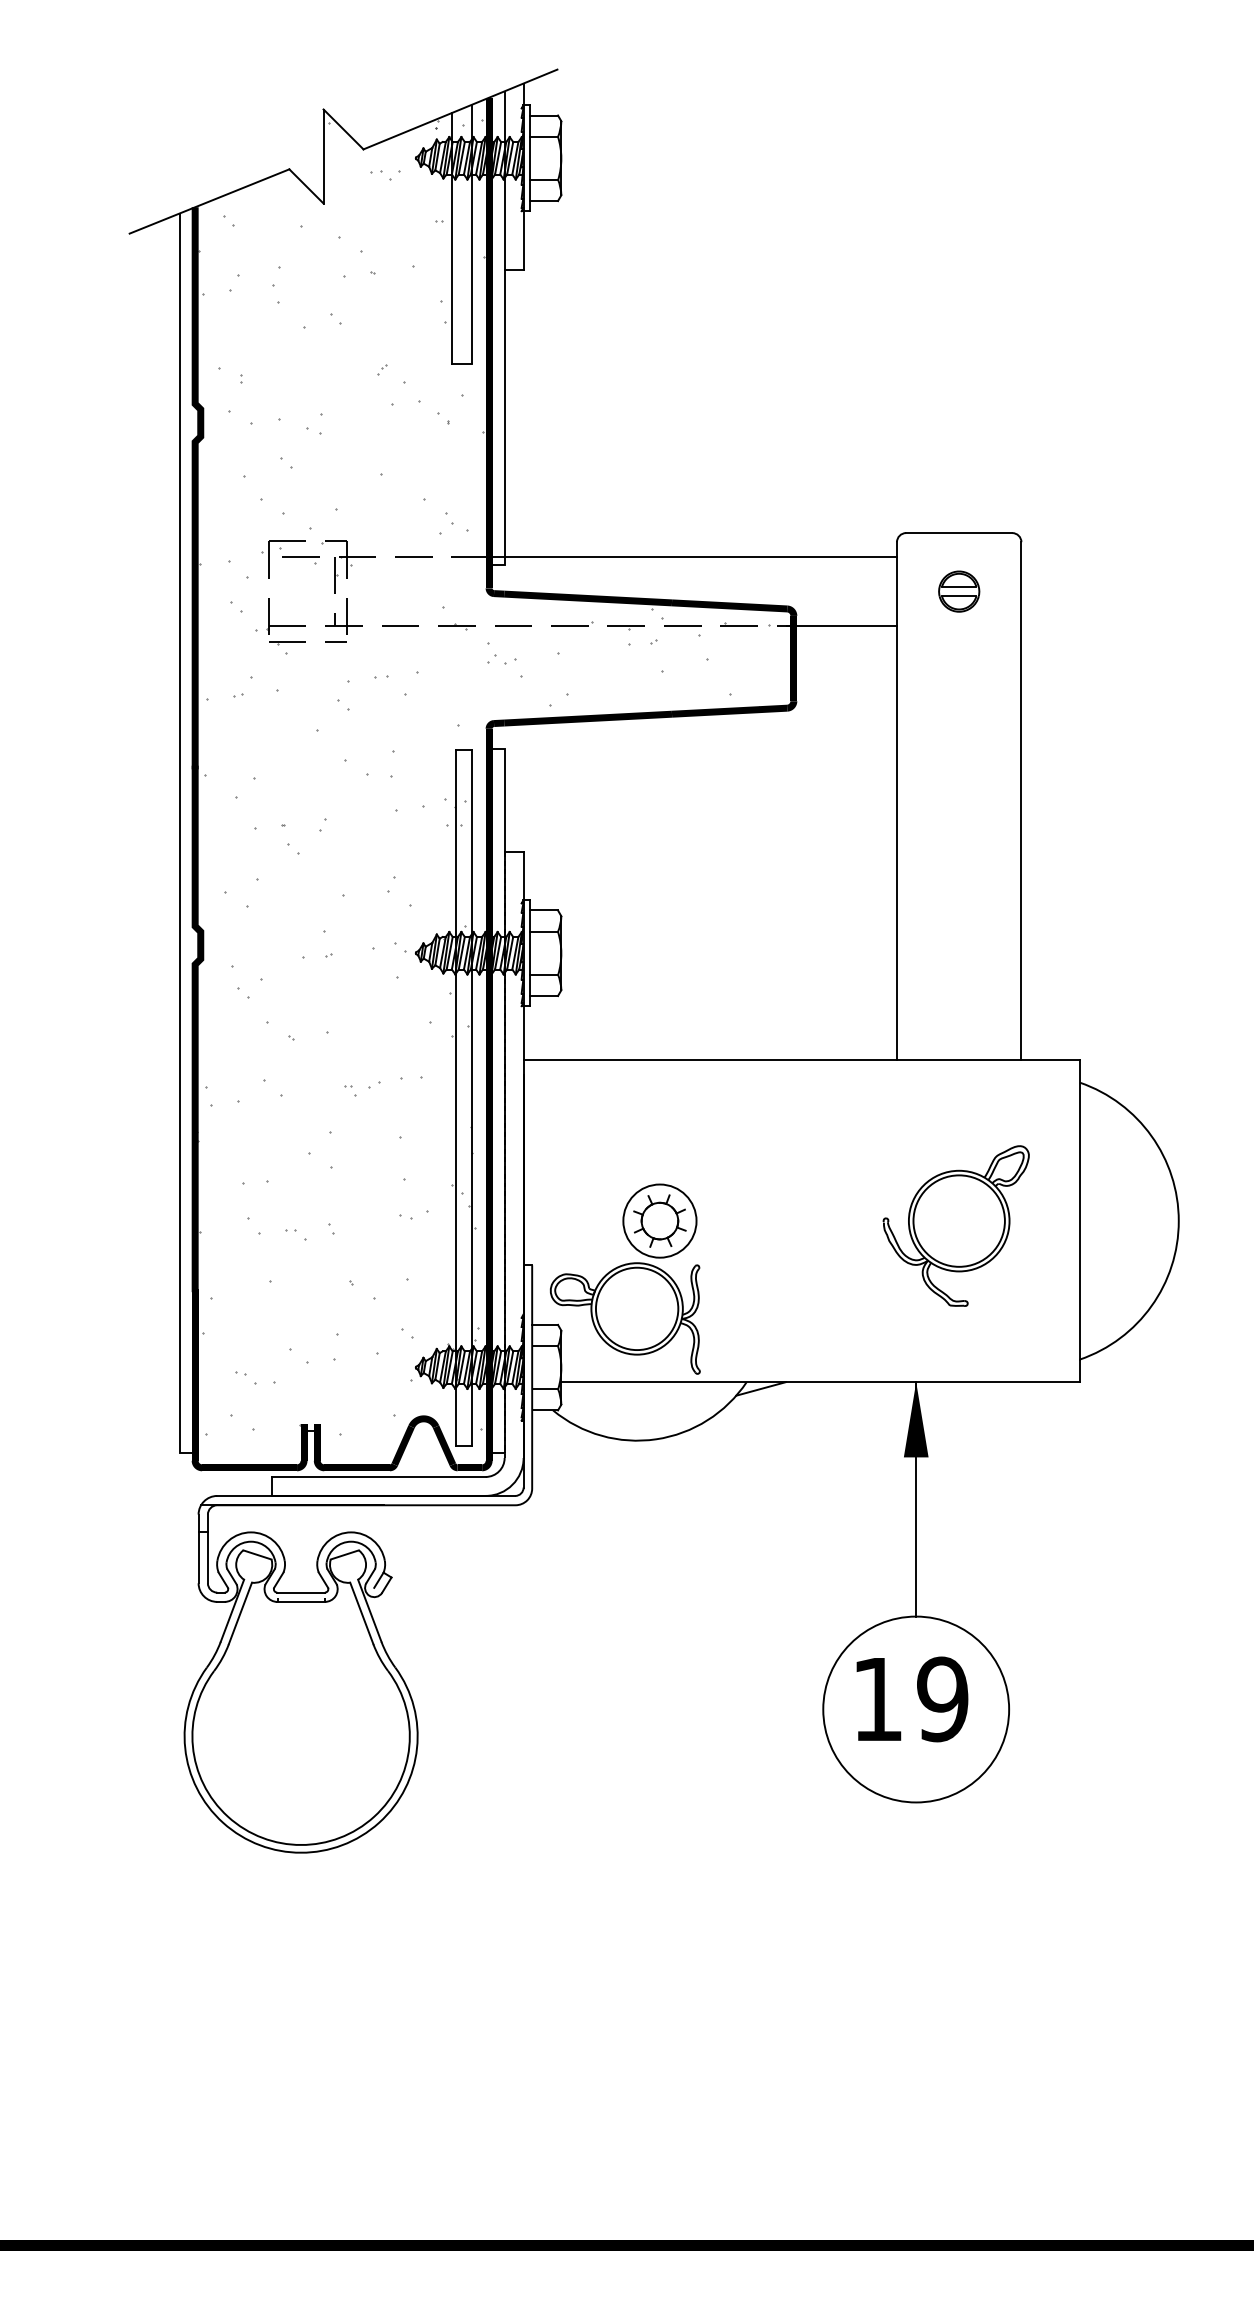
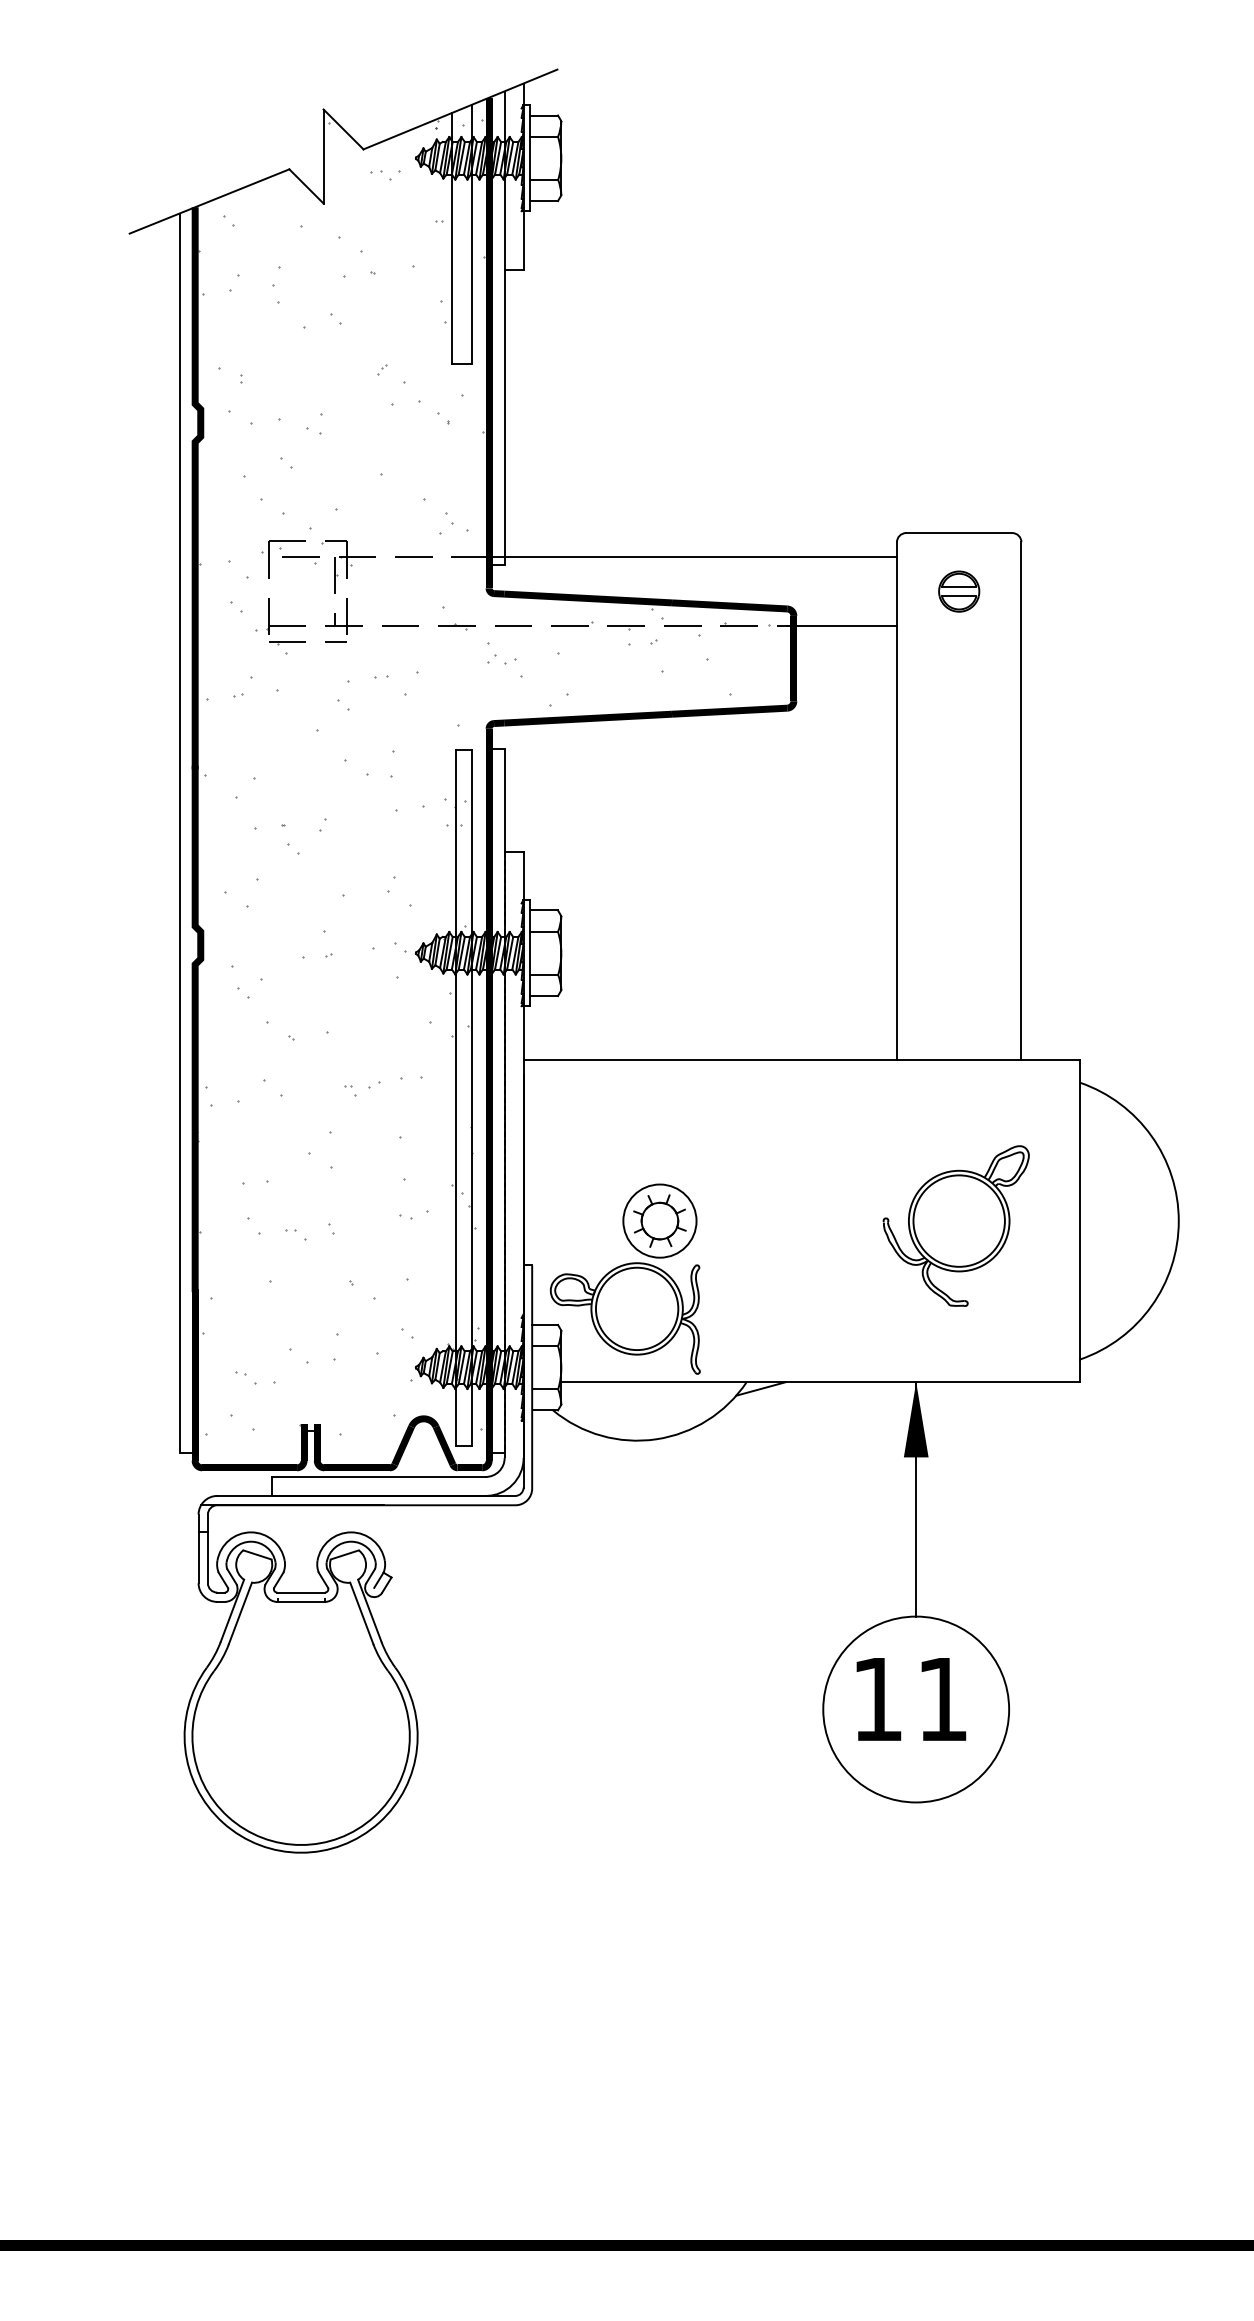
text: 19 -> 11 (942, 1699)
